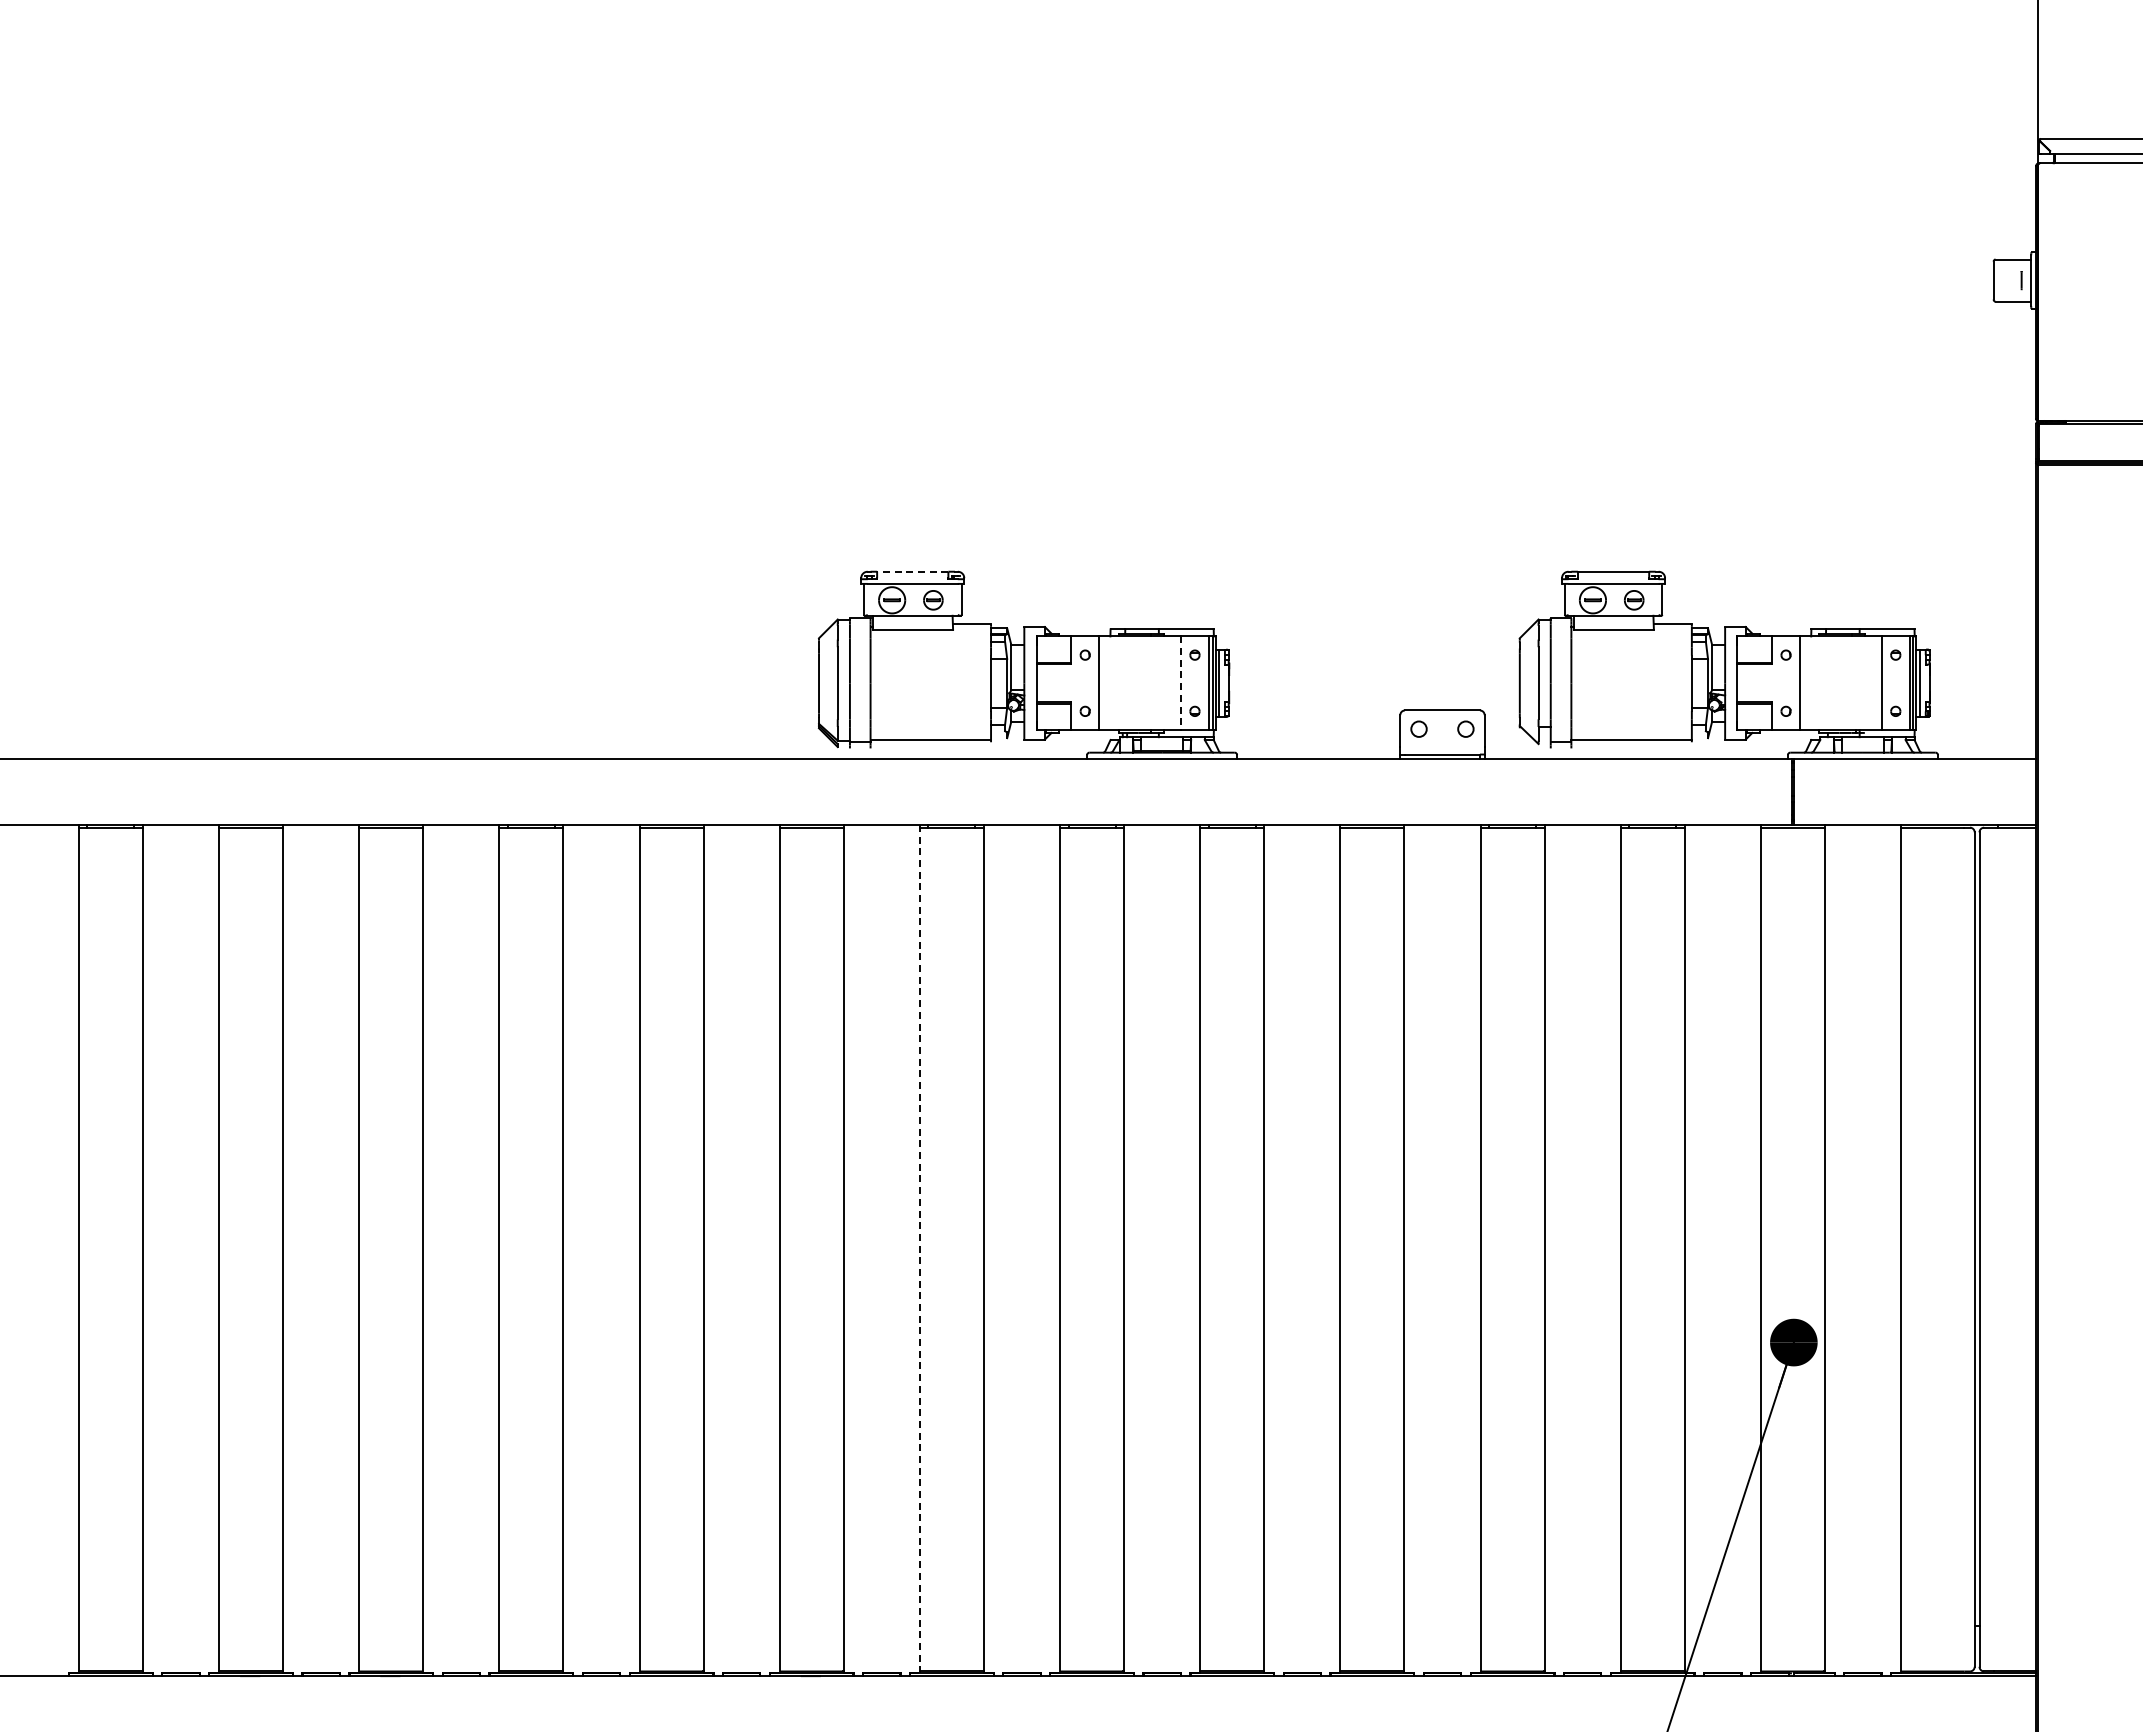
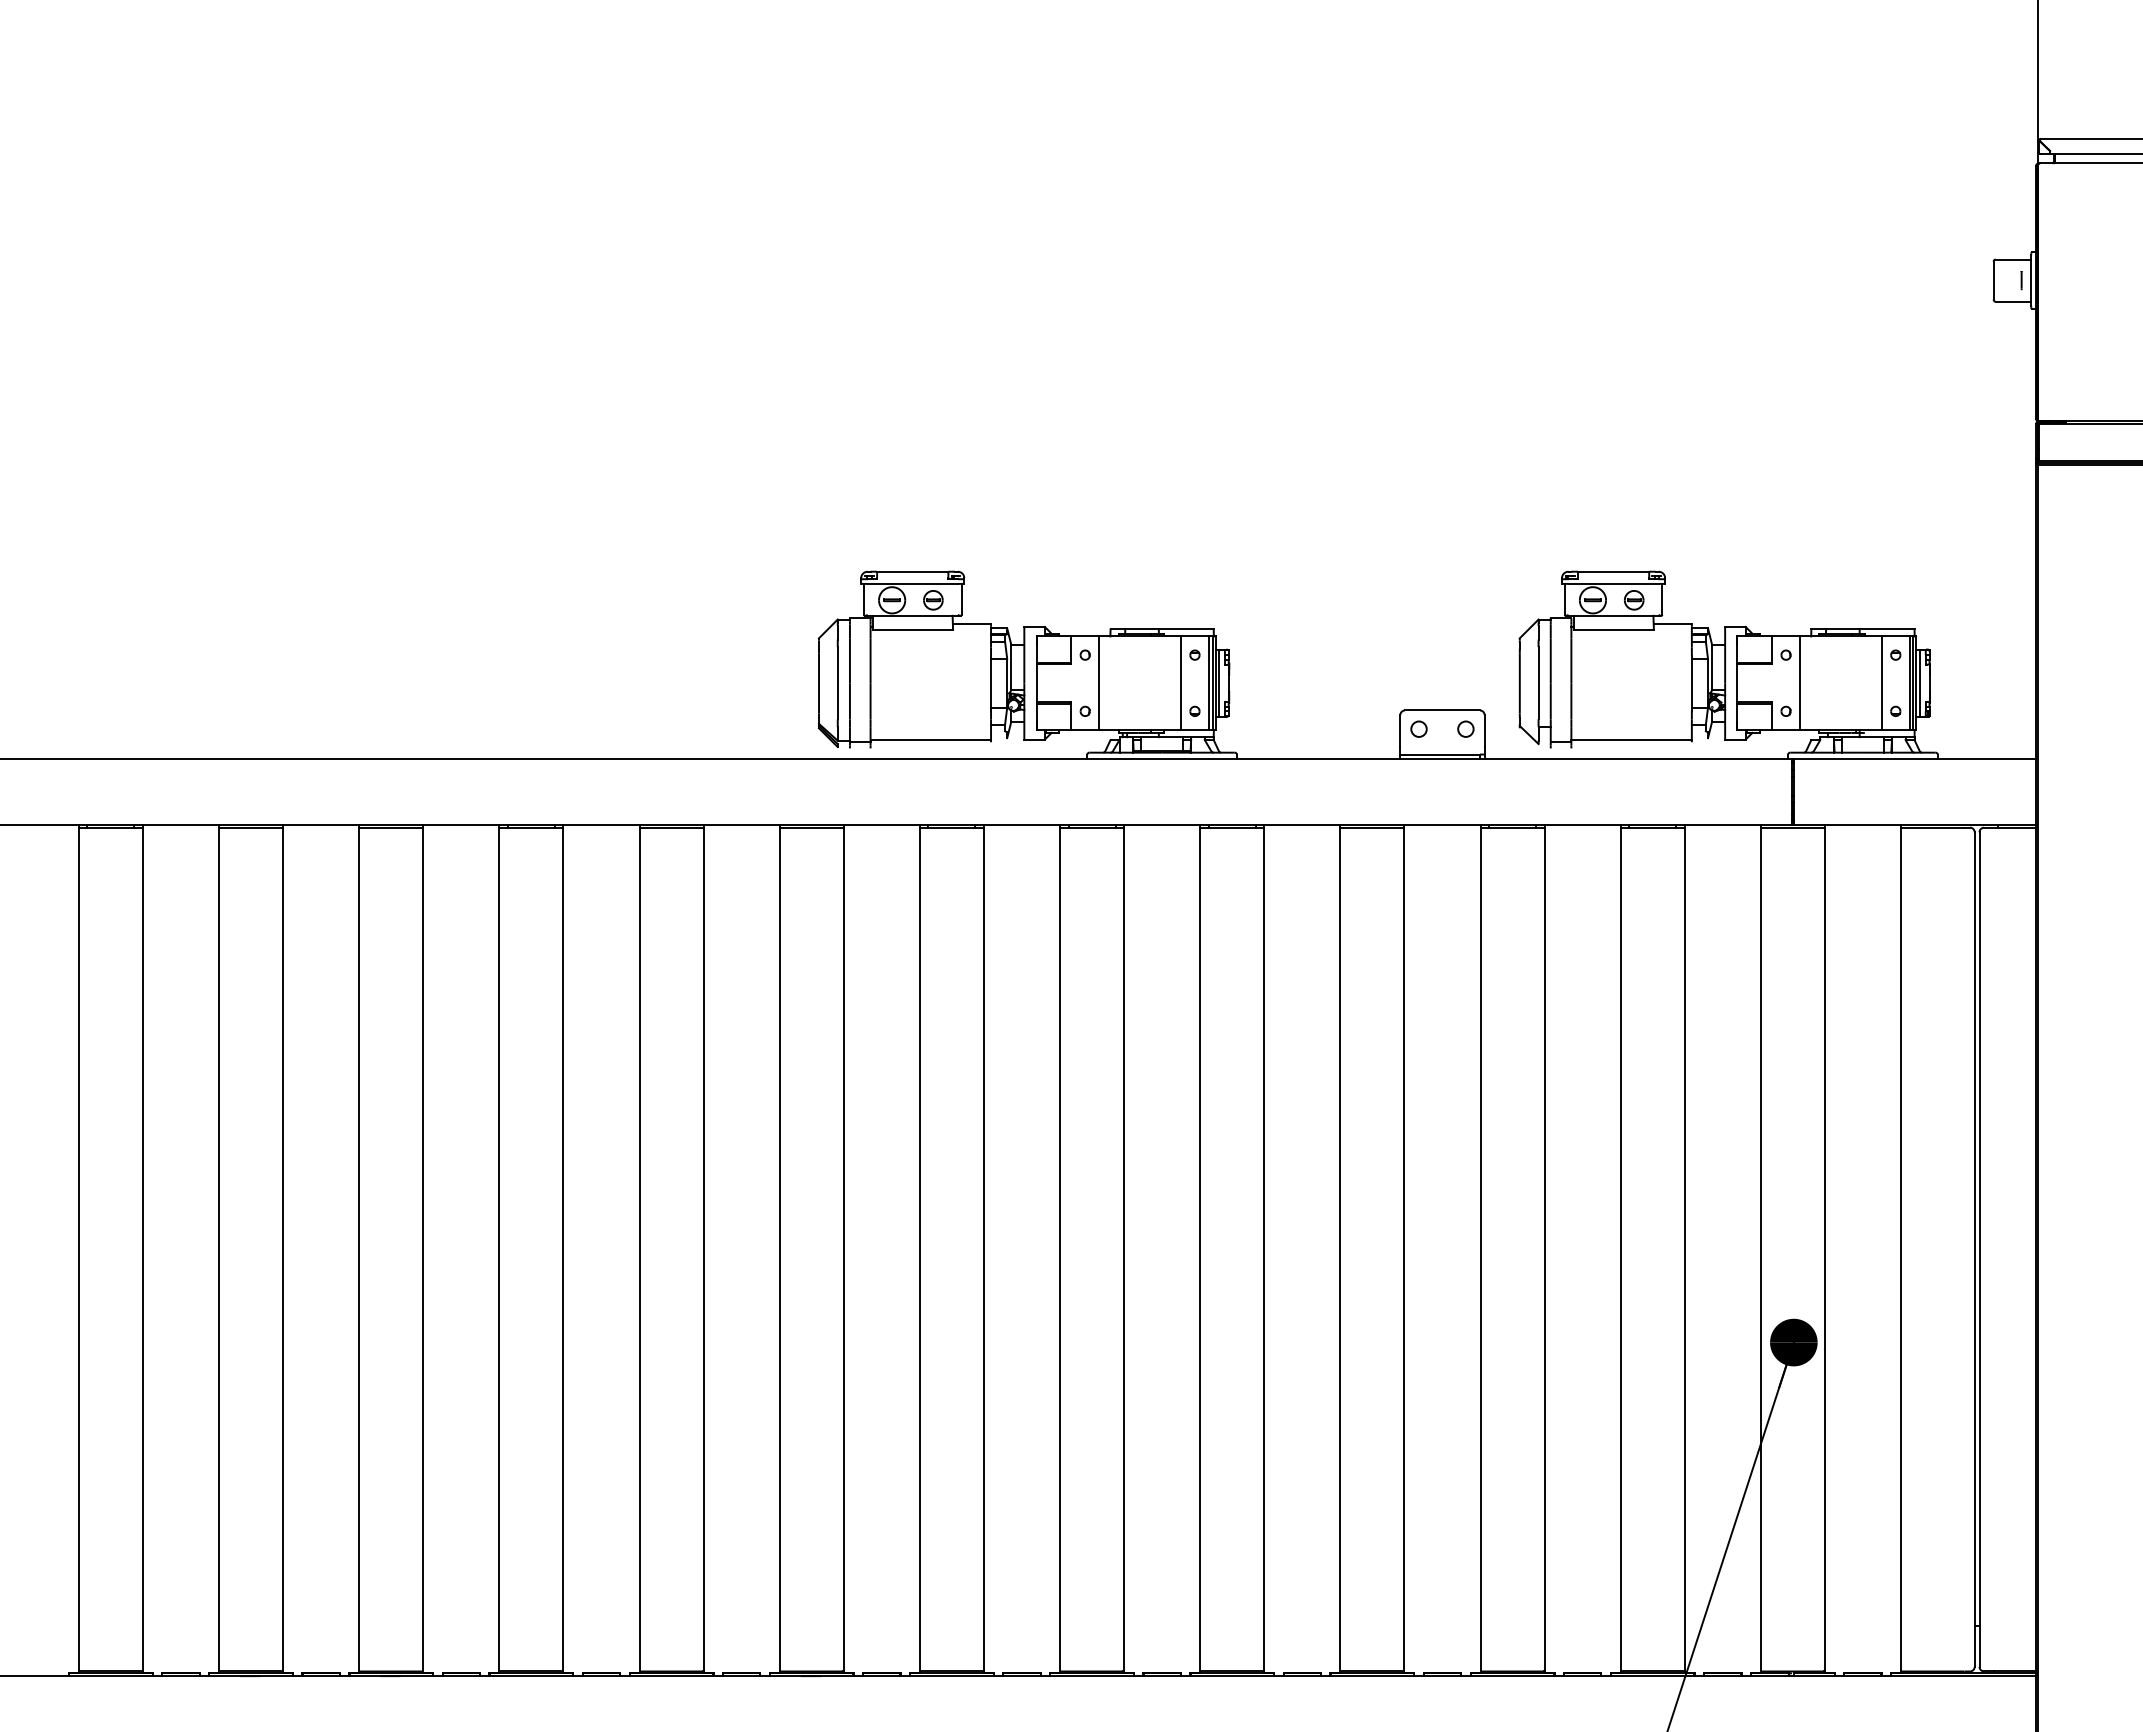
line: dashed -> solid (912, 571)
line: dashed -> solid (1180, 683)
line: dashed -> solid (919, 1248)
